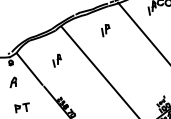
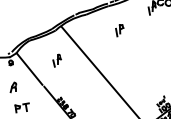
part position: (105, 30) -> (119, 30) (119, 30)
line: present -> none (142, 31)
part position: (13, 82) -> (13, 87) (13, 87)
